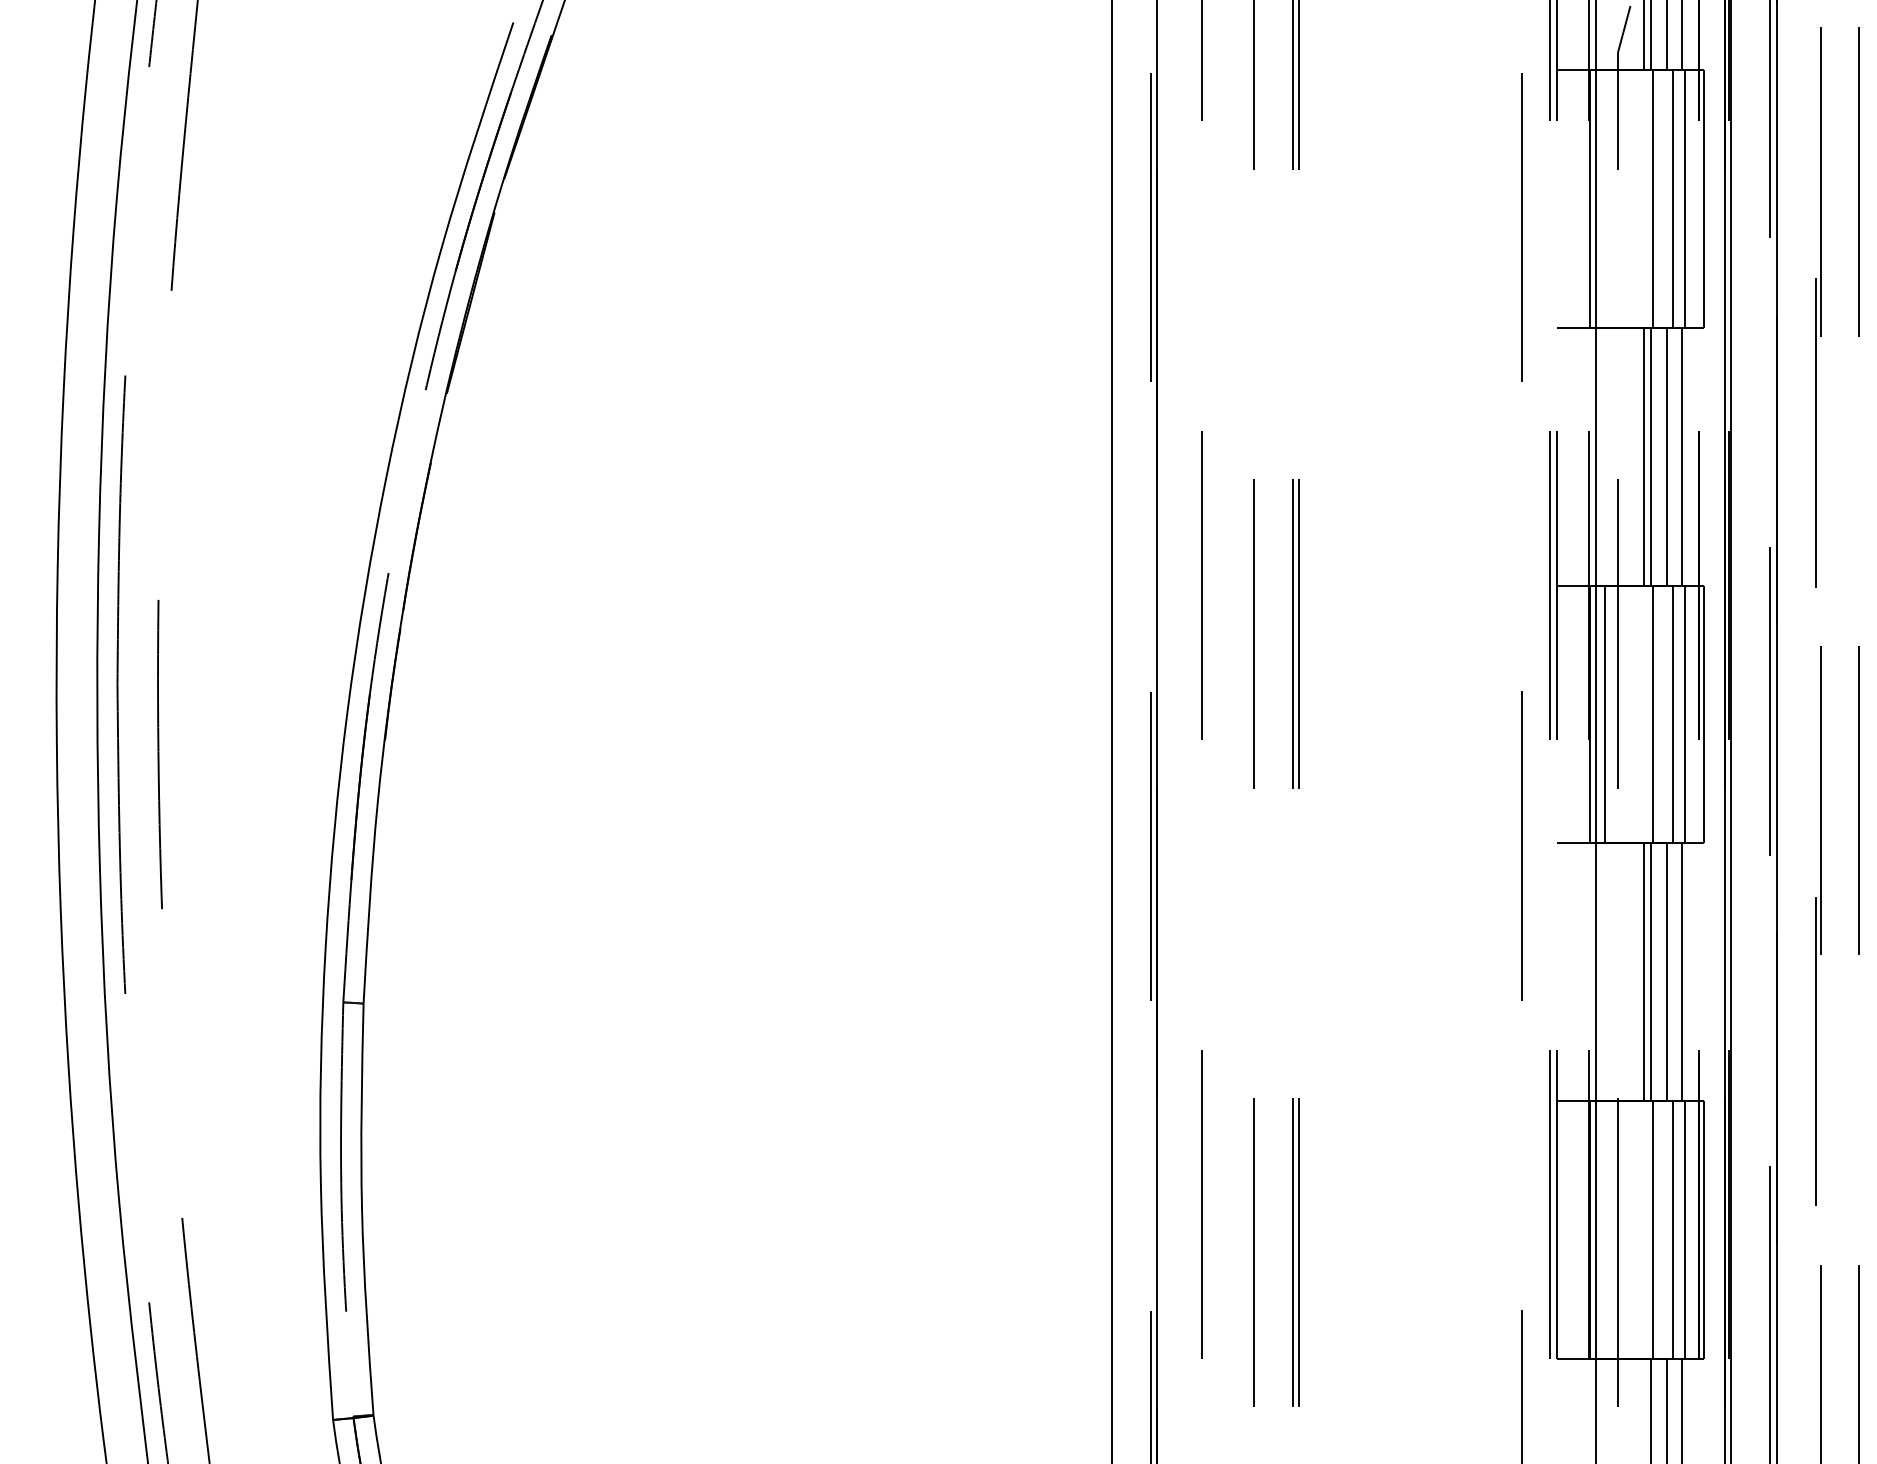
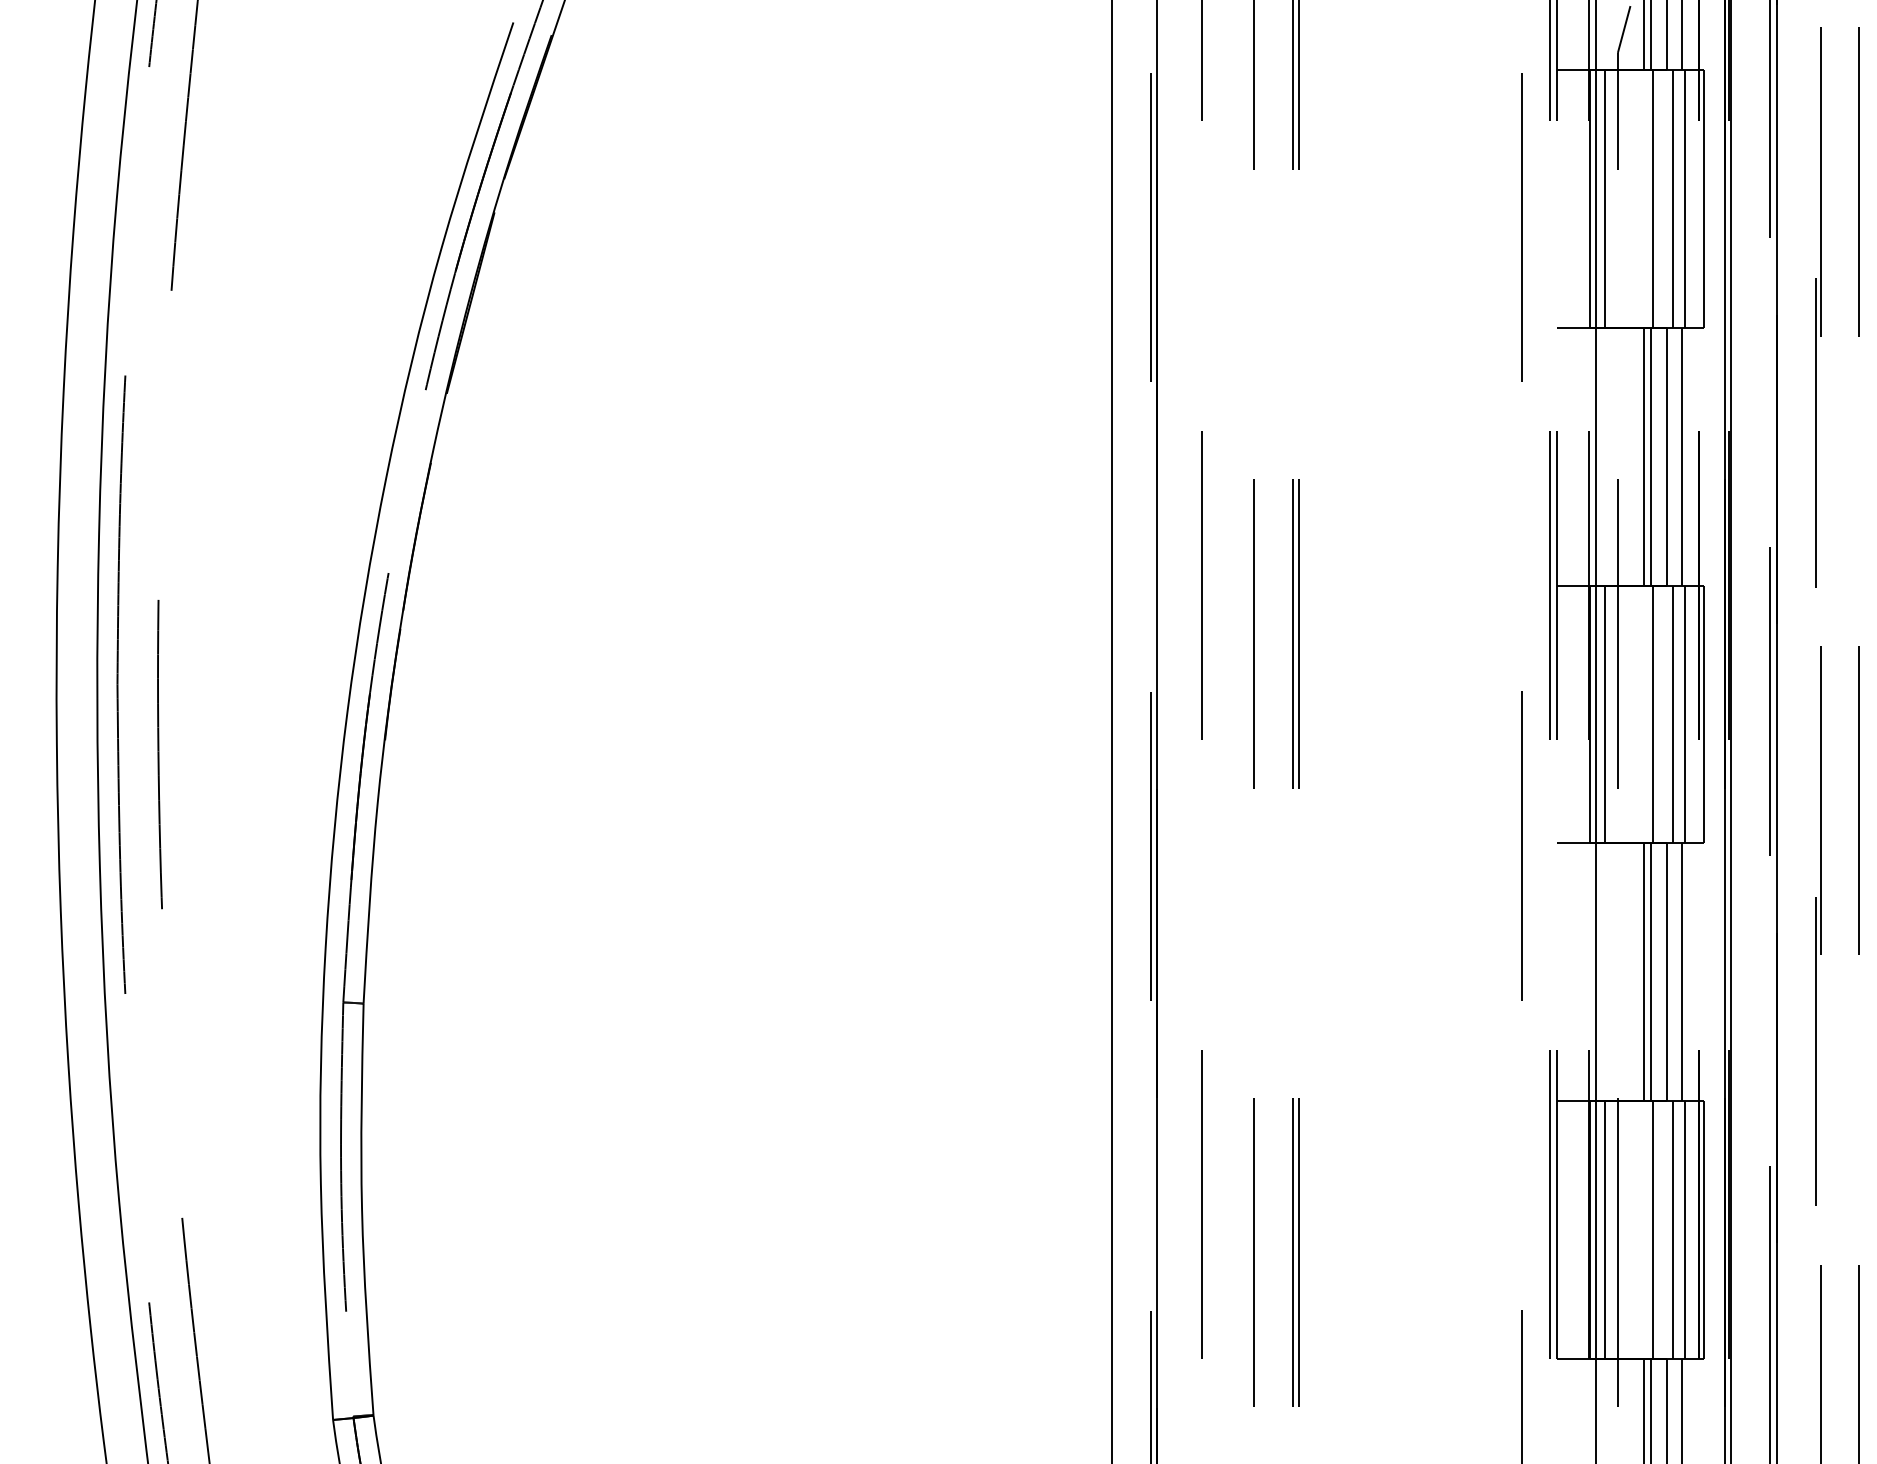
line: none -> present (1605, 198)
line: none -> present (1605, 1229)
line: none -> present (1643, 1409)
